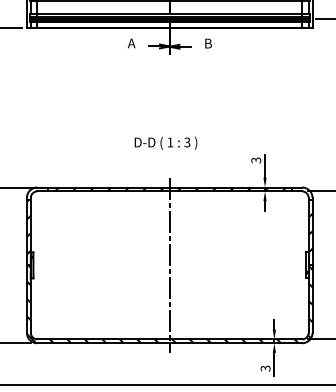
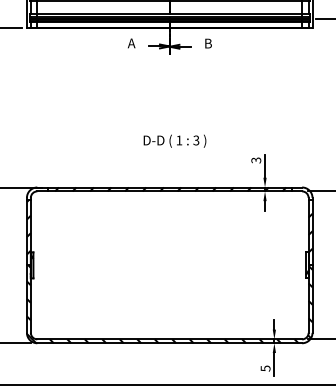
text position: (165, 142) -> (174, 140) (174, 140)
line: present -> none (169, 265)
text: 3 -> 5 (264, 368)
